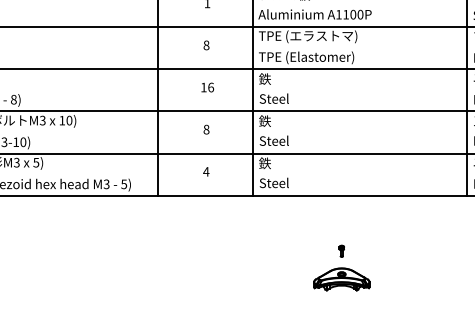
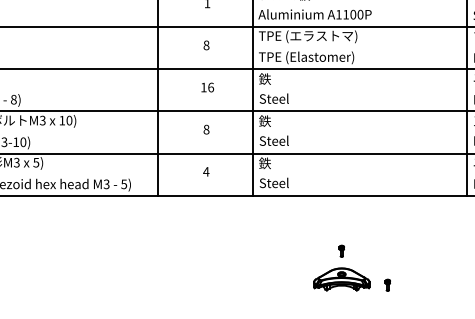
part: none -> present (387, 284)
